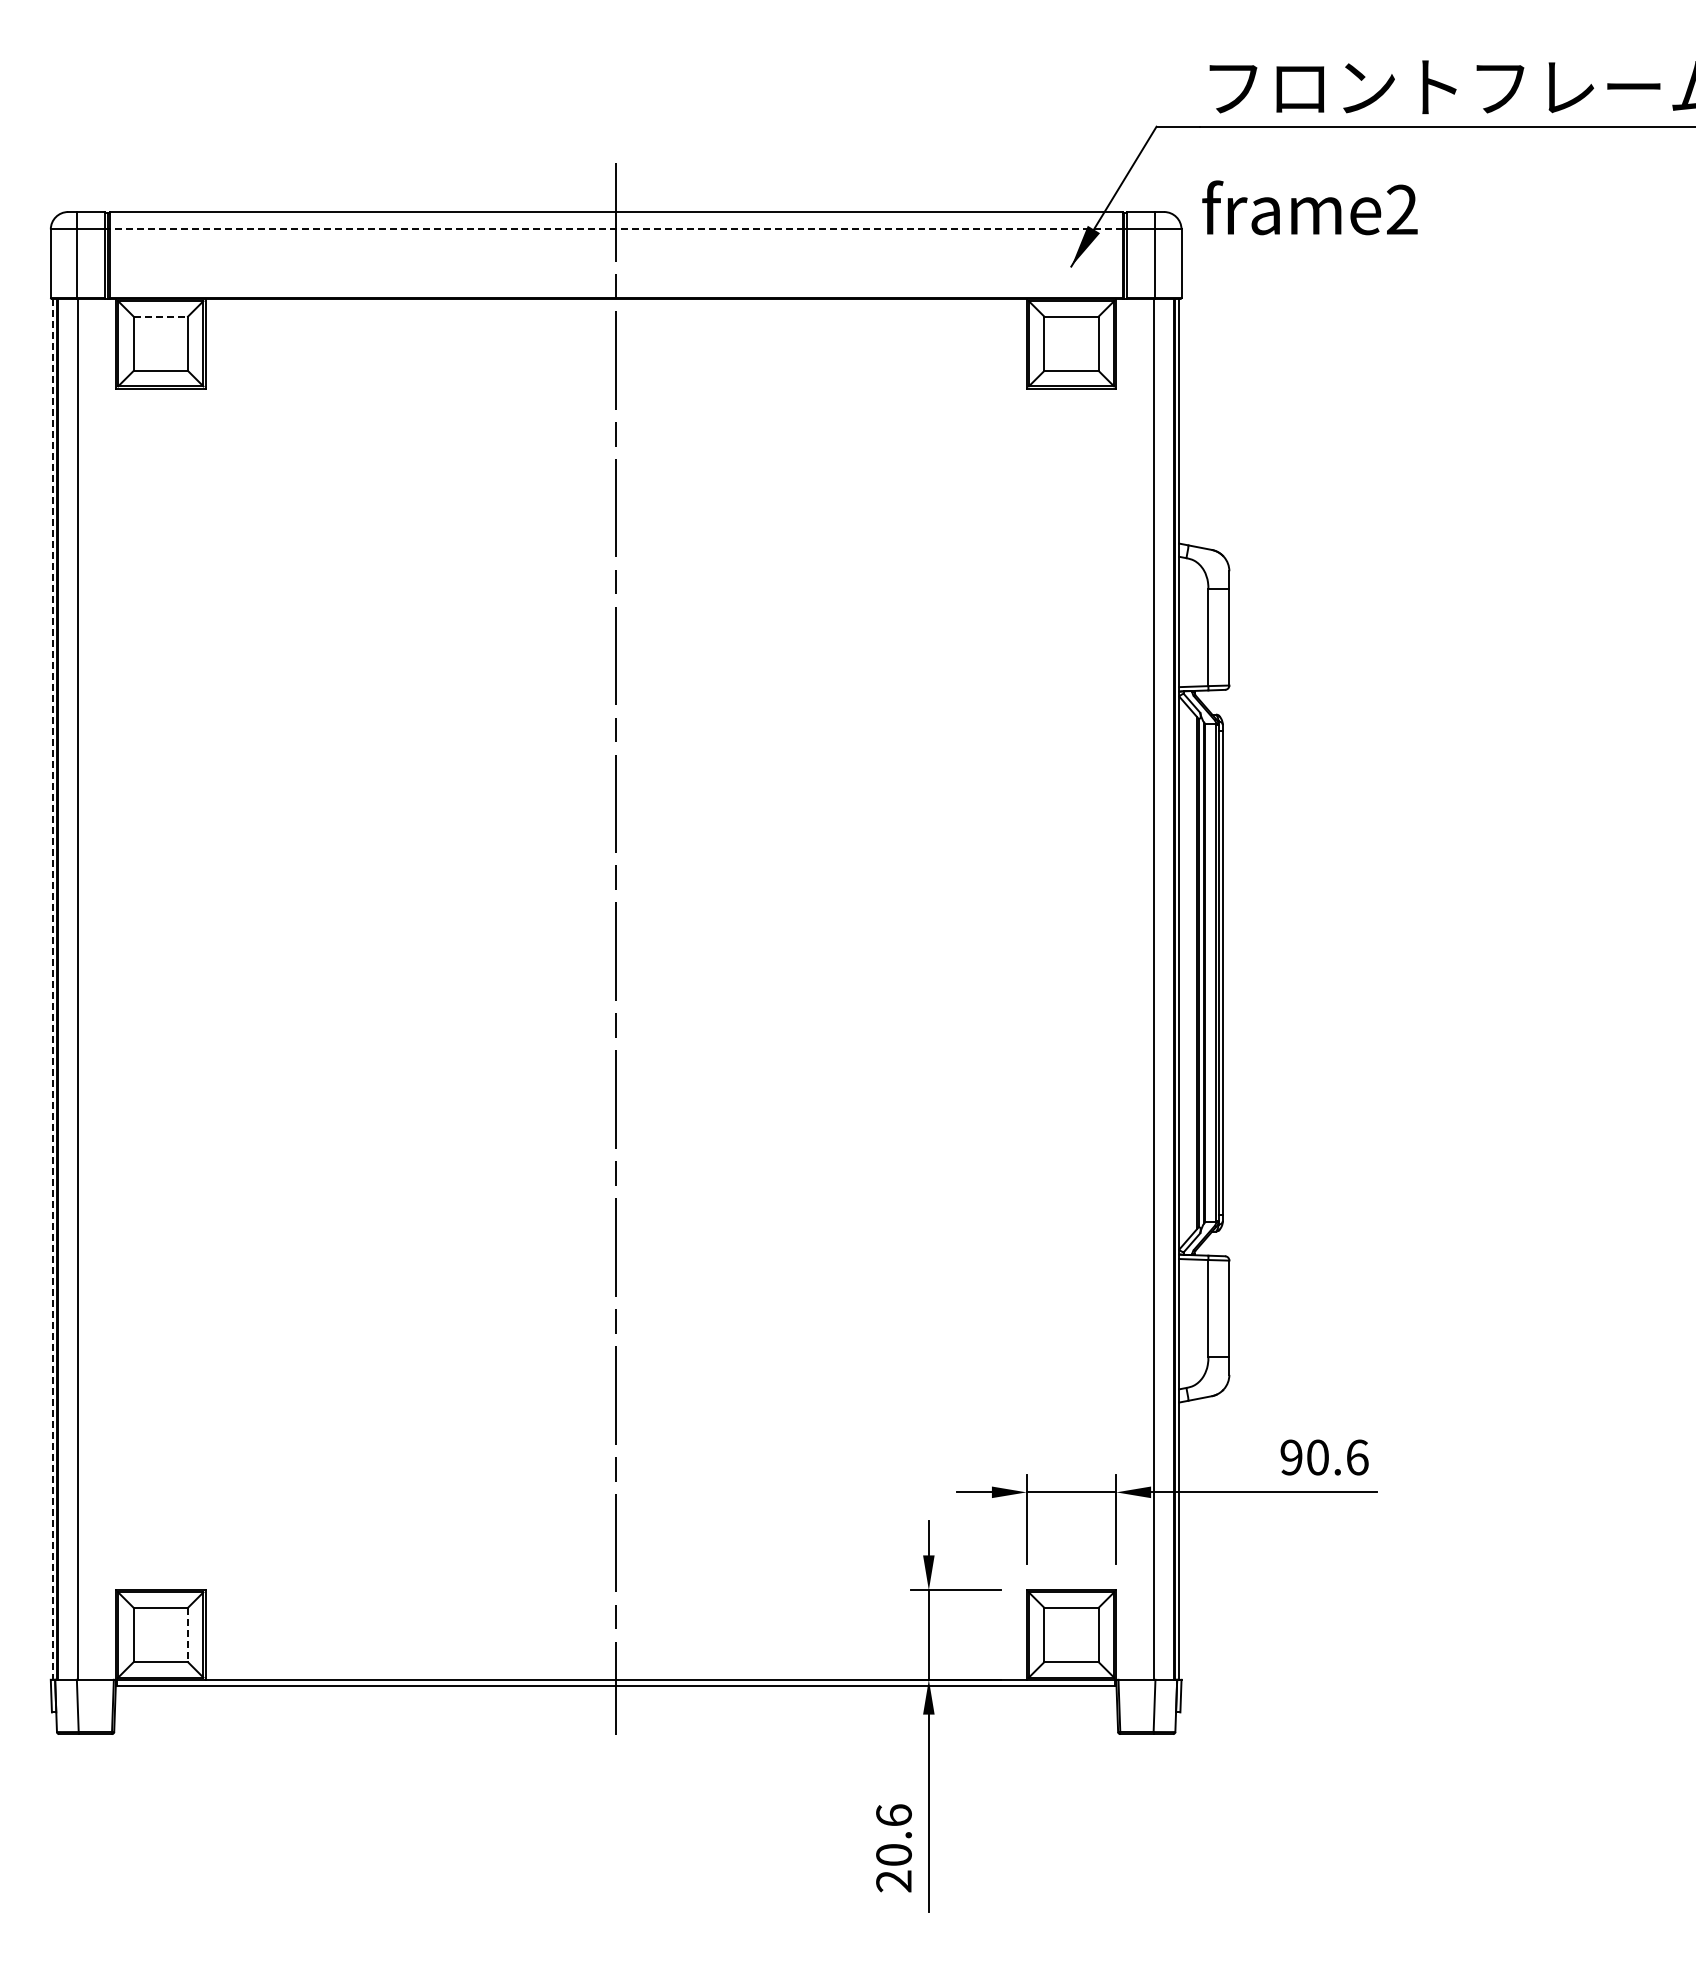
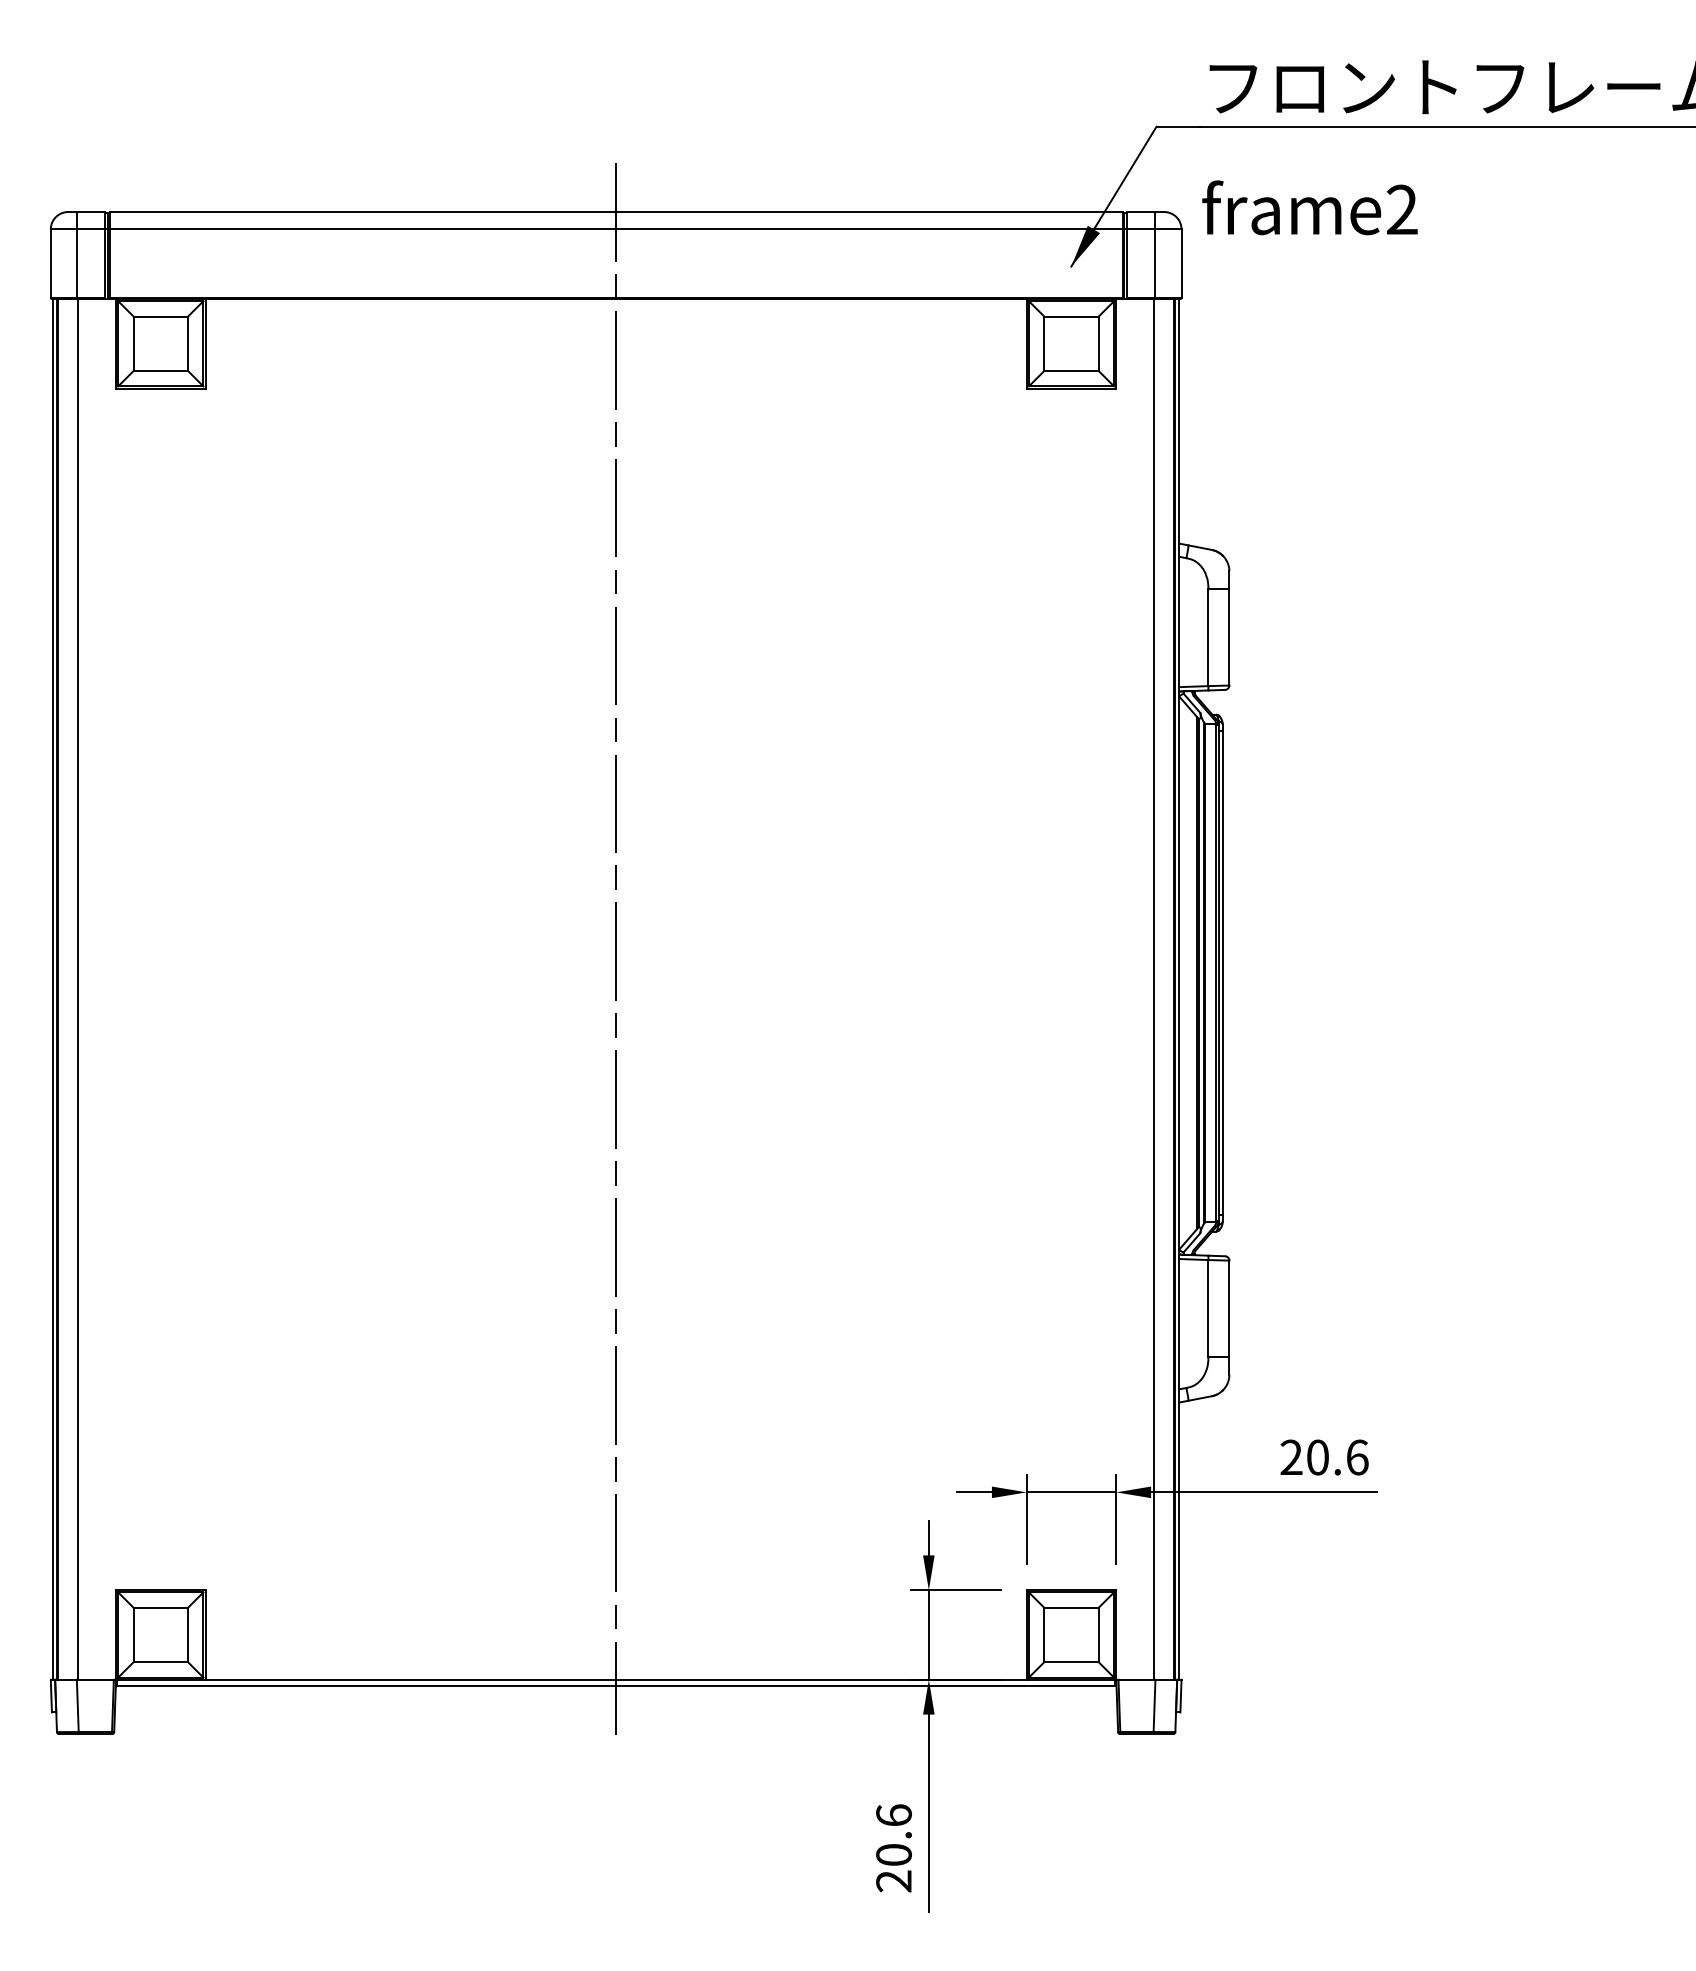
line: dashed -> solid (616, 229)
line: dashed -> solid (161, 316)
line: dashed -> solid (52, 989)
text: 90.6 -> 20.6 (1291, 1457)
line: dashed -> solid (188, 1635)
